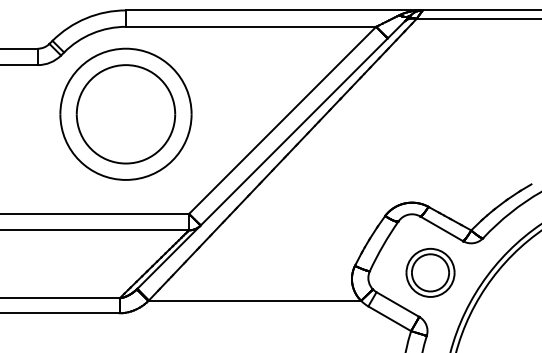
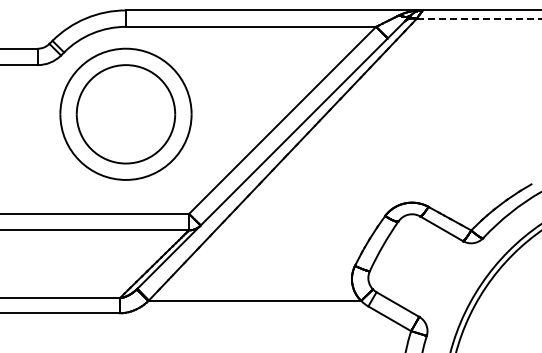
line: solid -> dashed (479, 18)
part: present -> none (430, 272)
